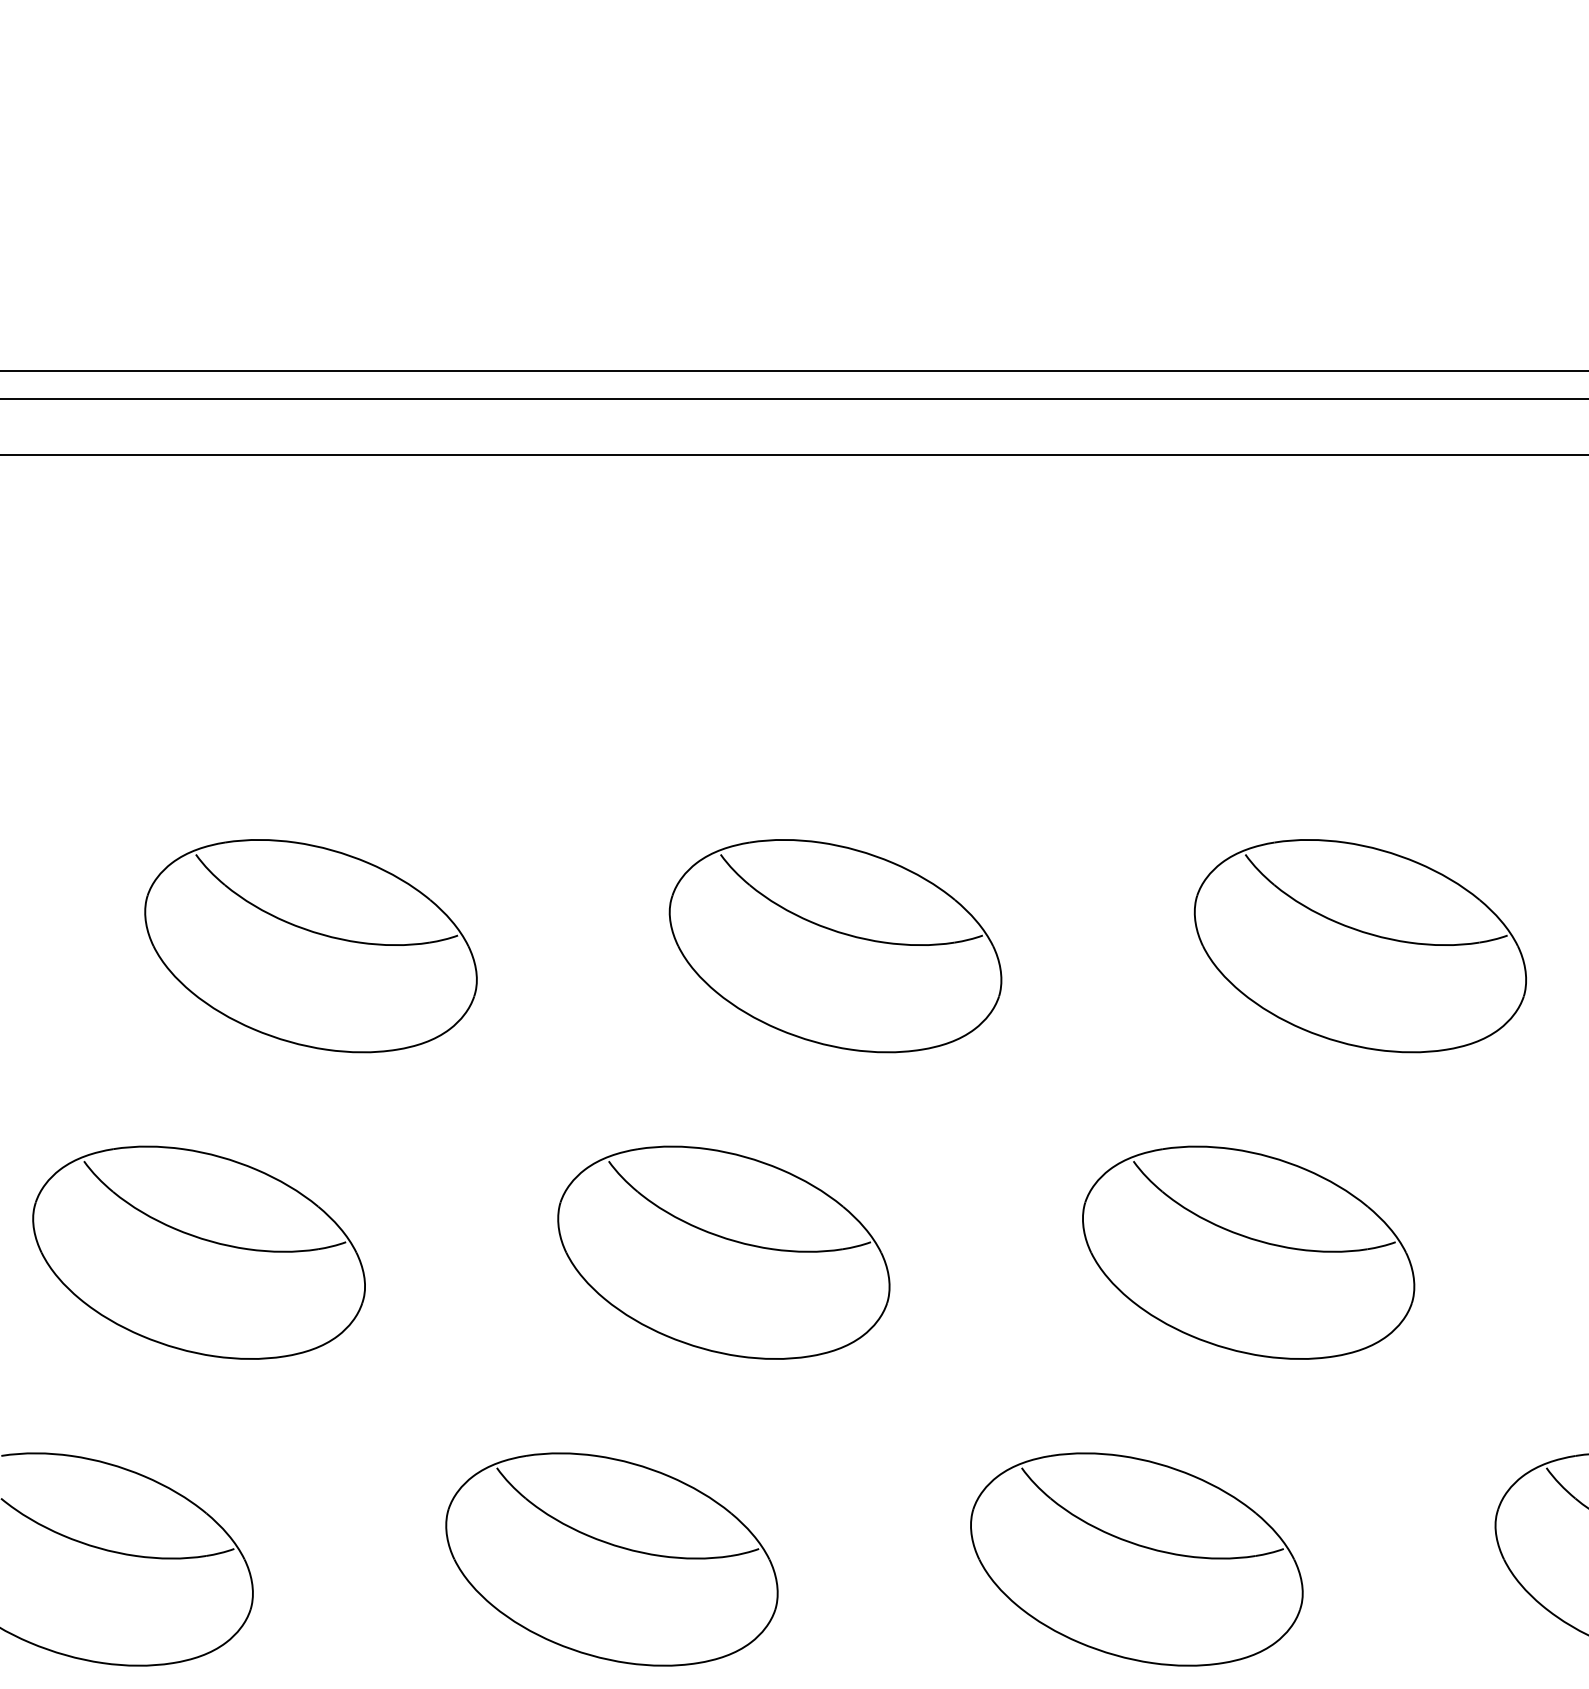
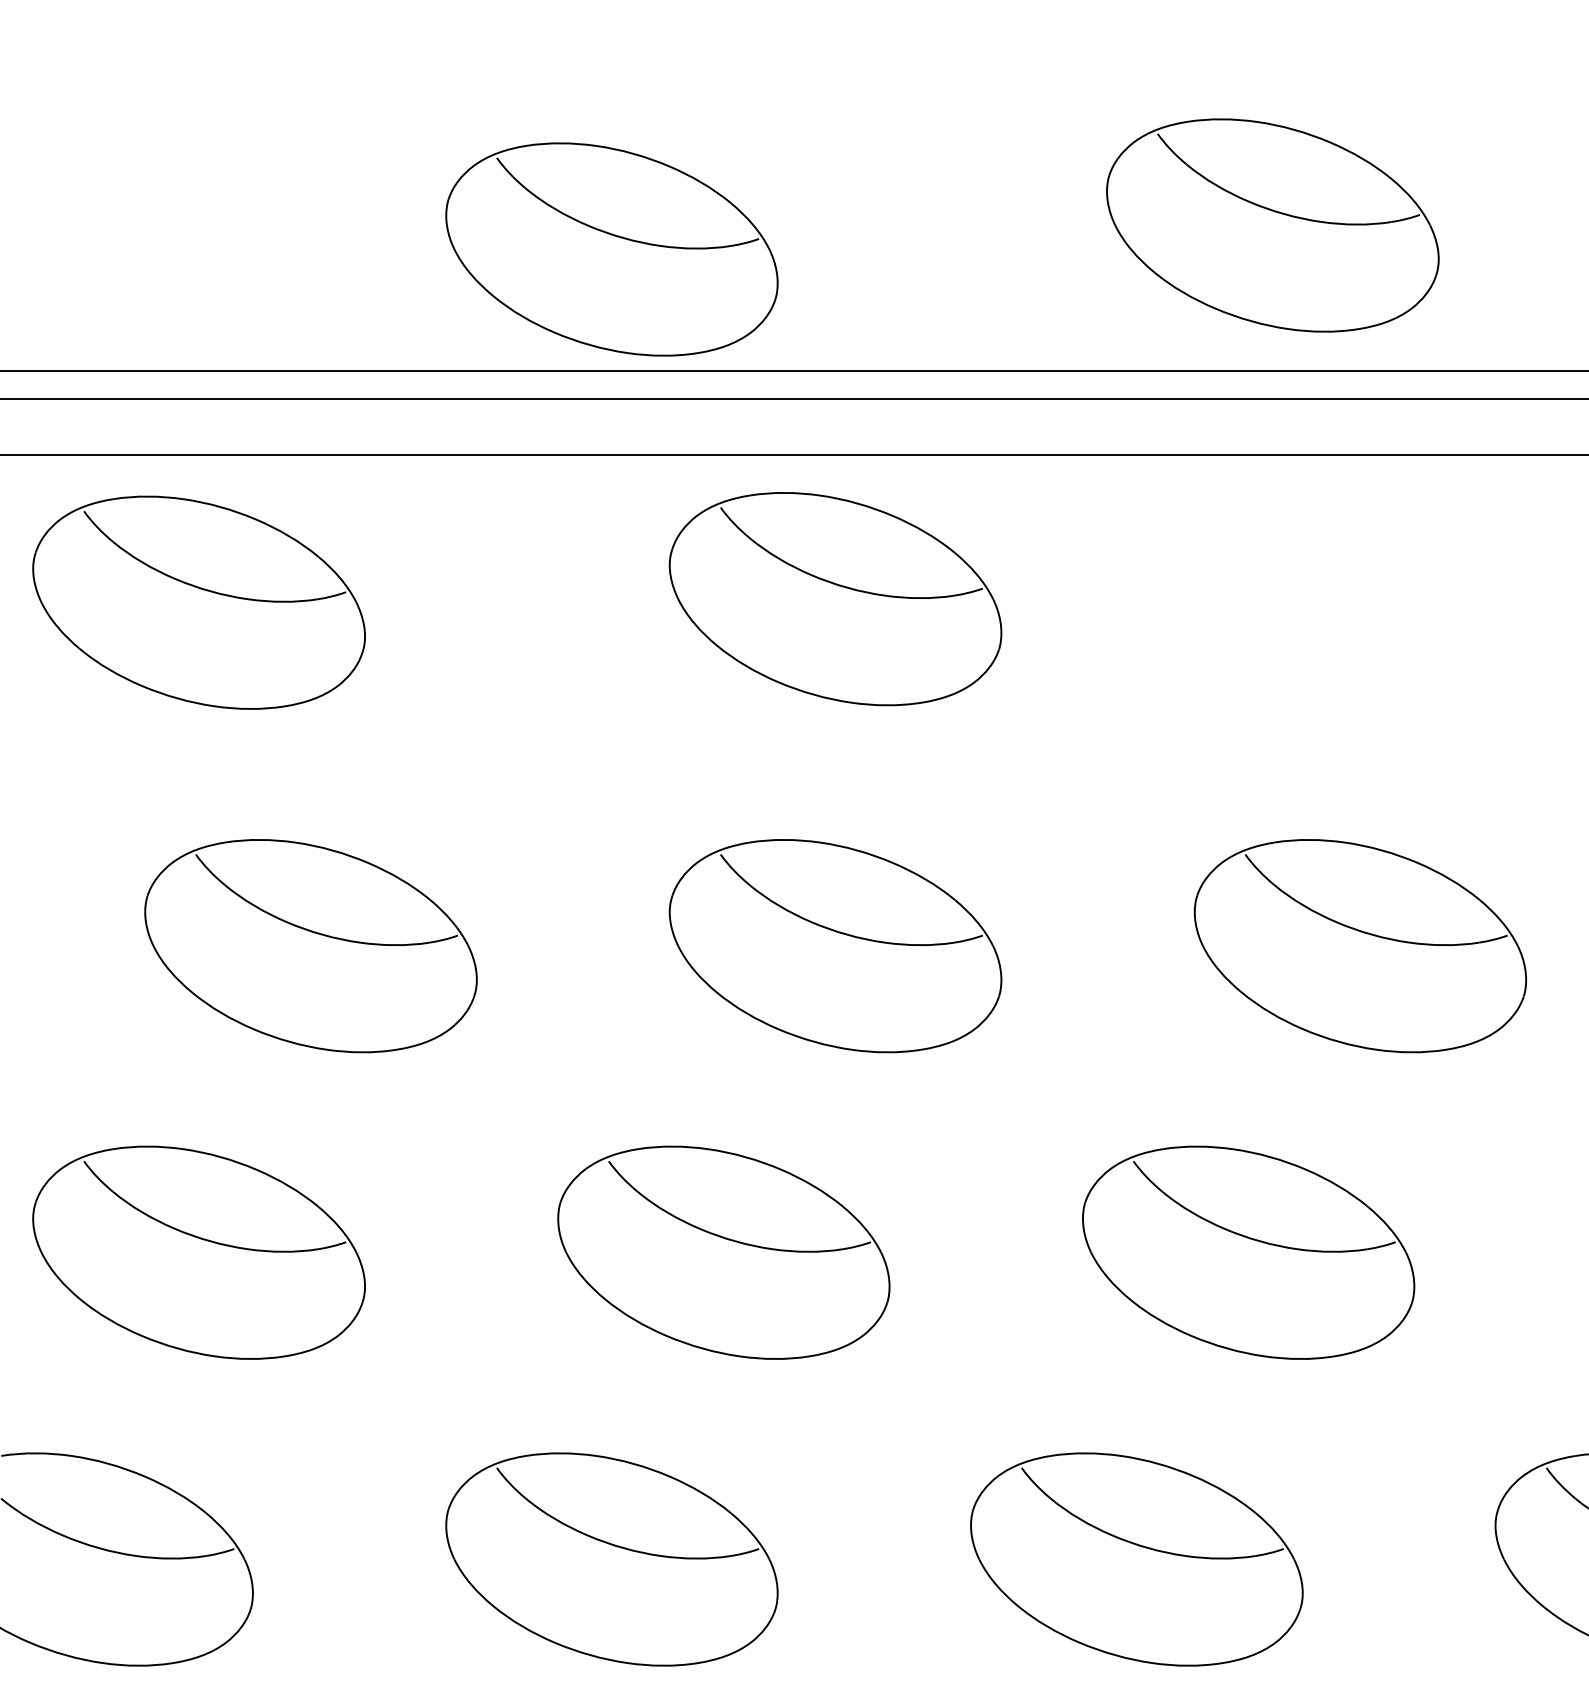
part: none -> present (1272, 225)
part: none -> present (611, 249)
part: none -> present (835, 599)
part: none -> present (198, 602)
